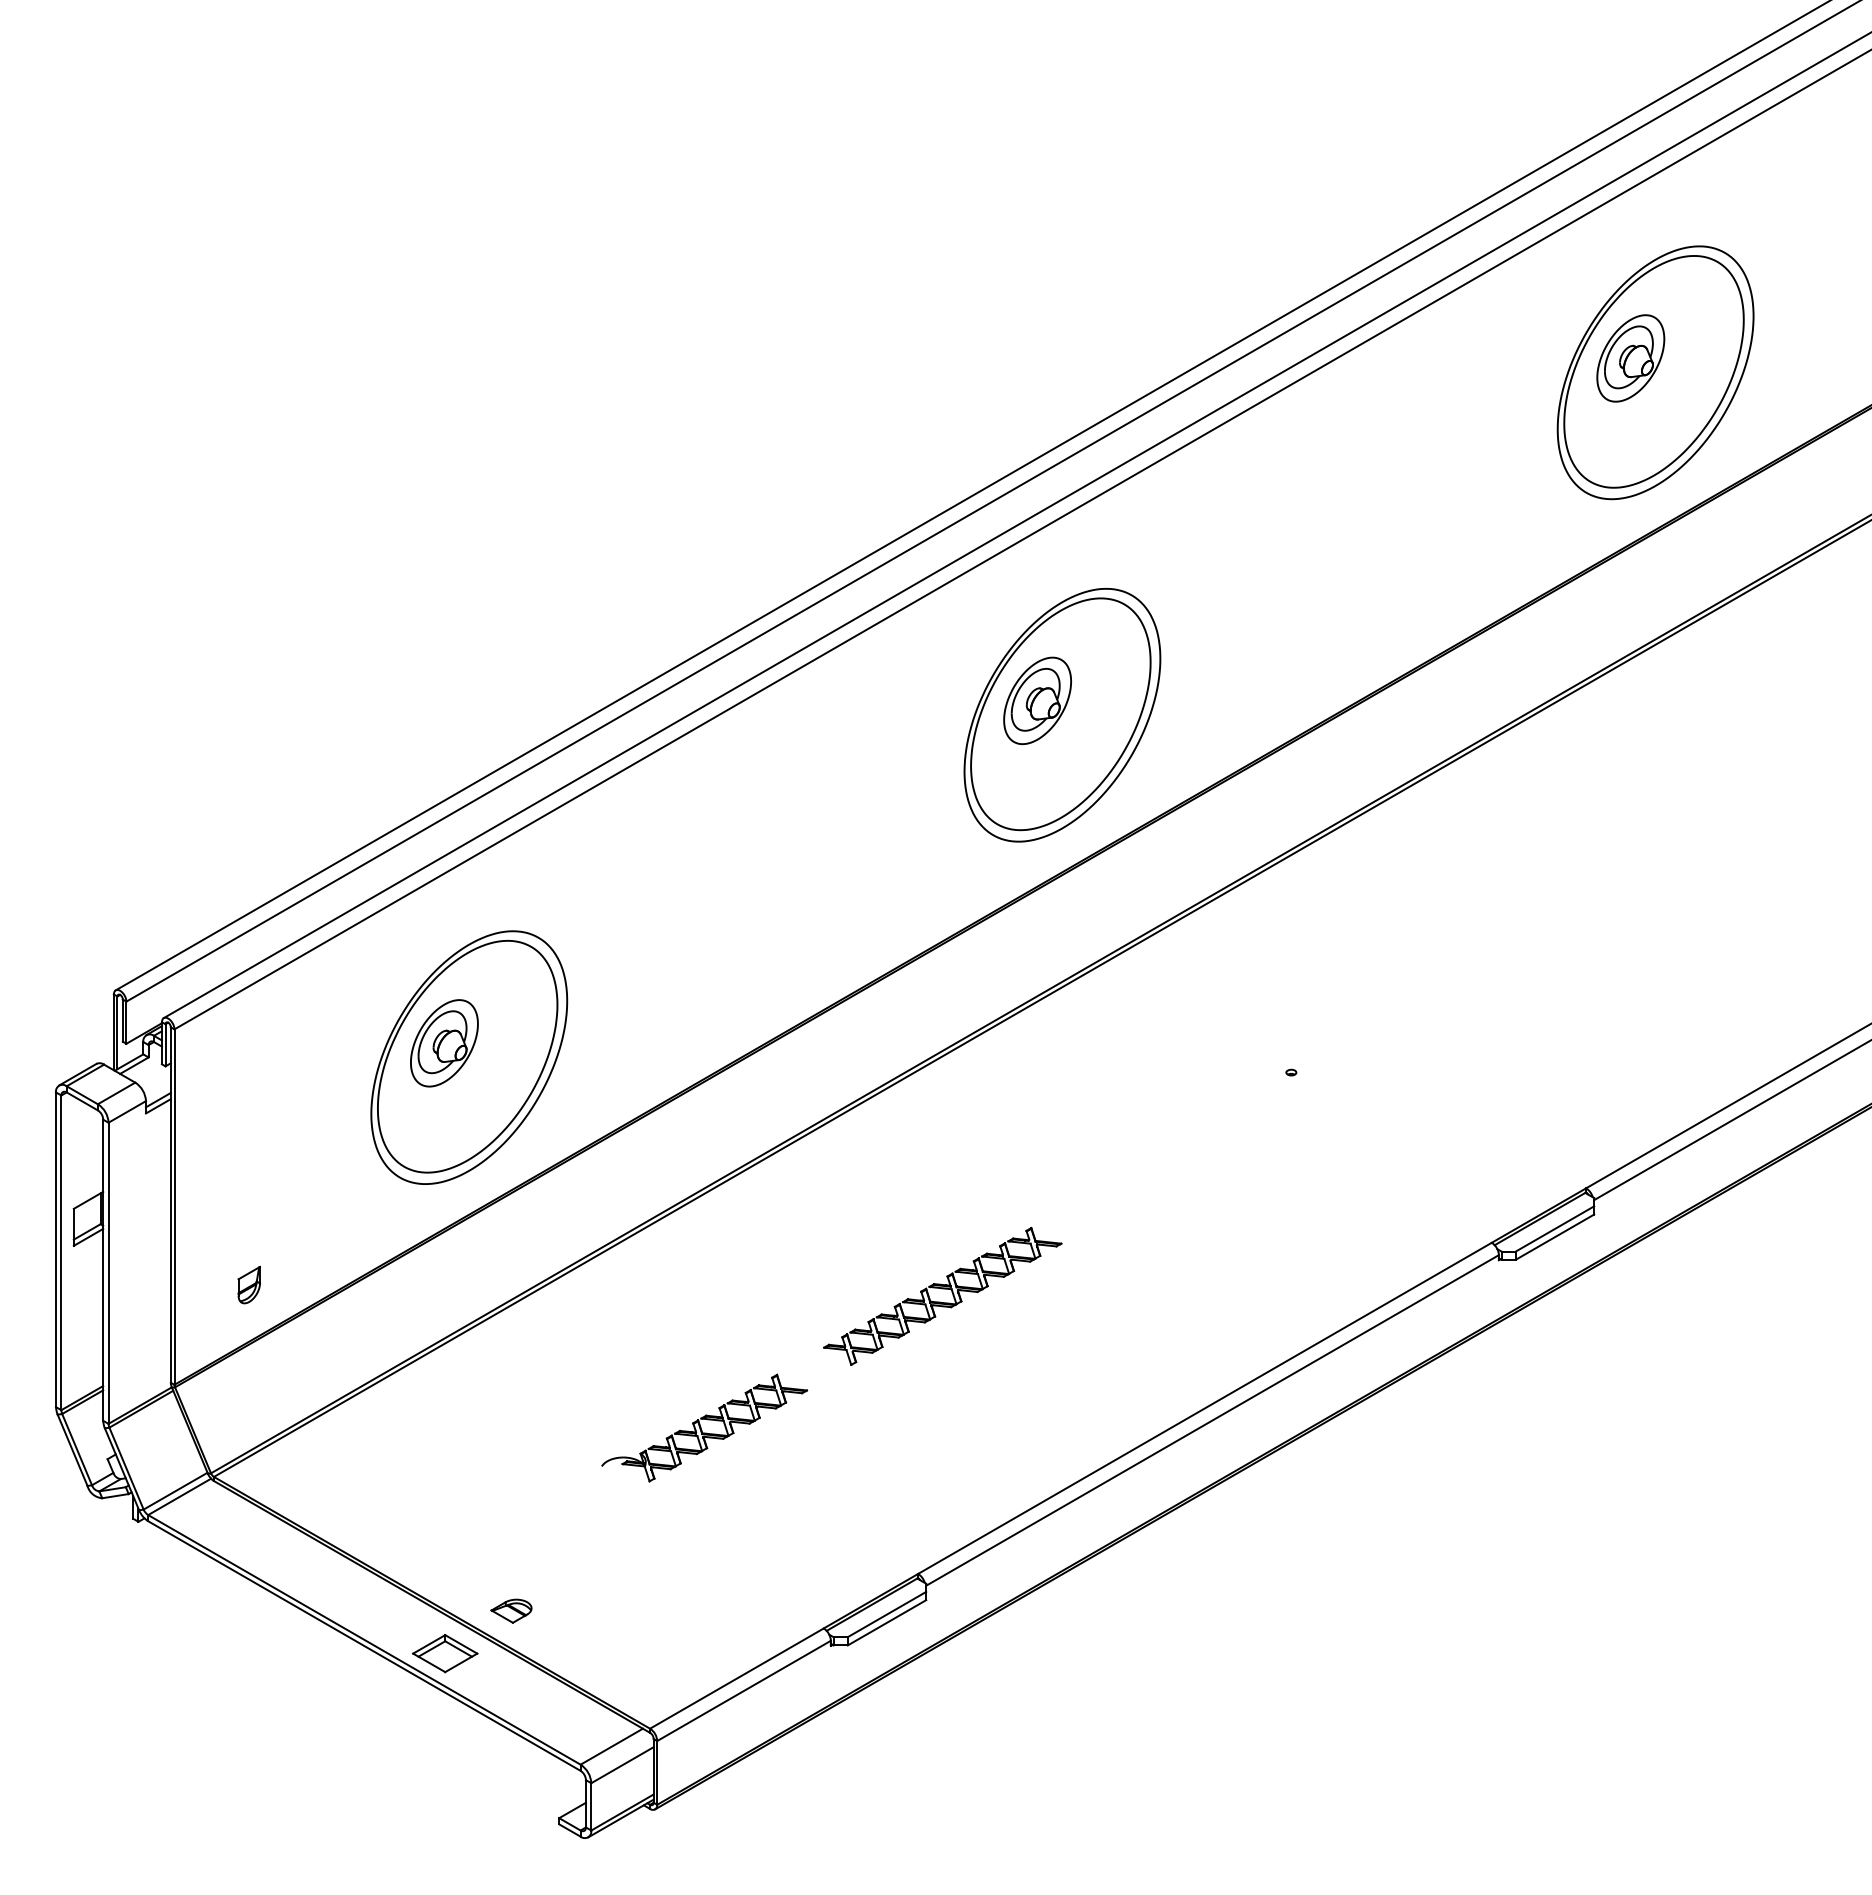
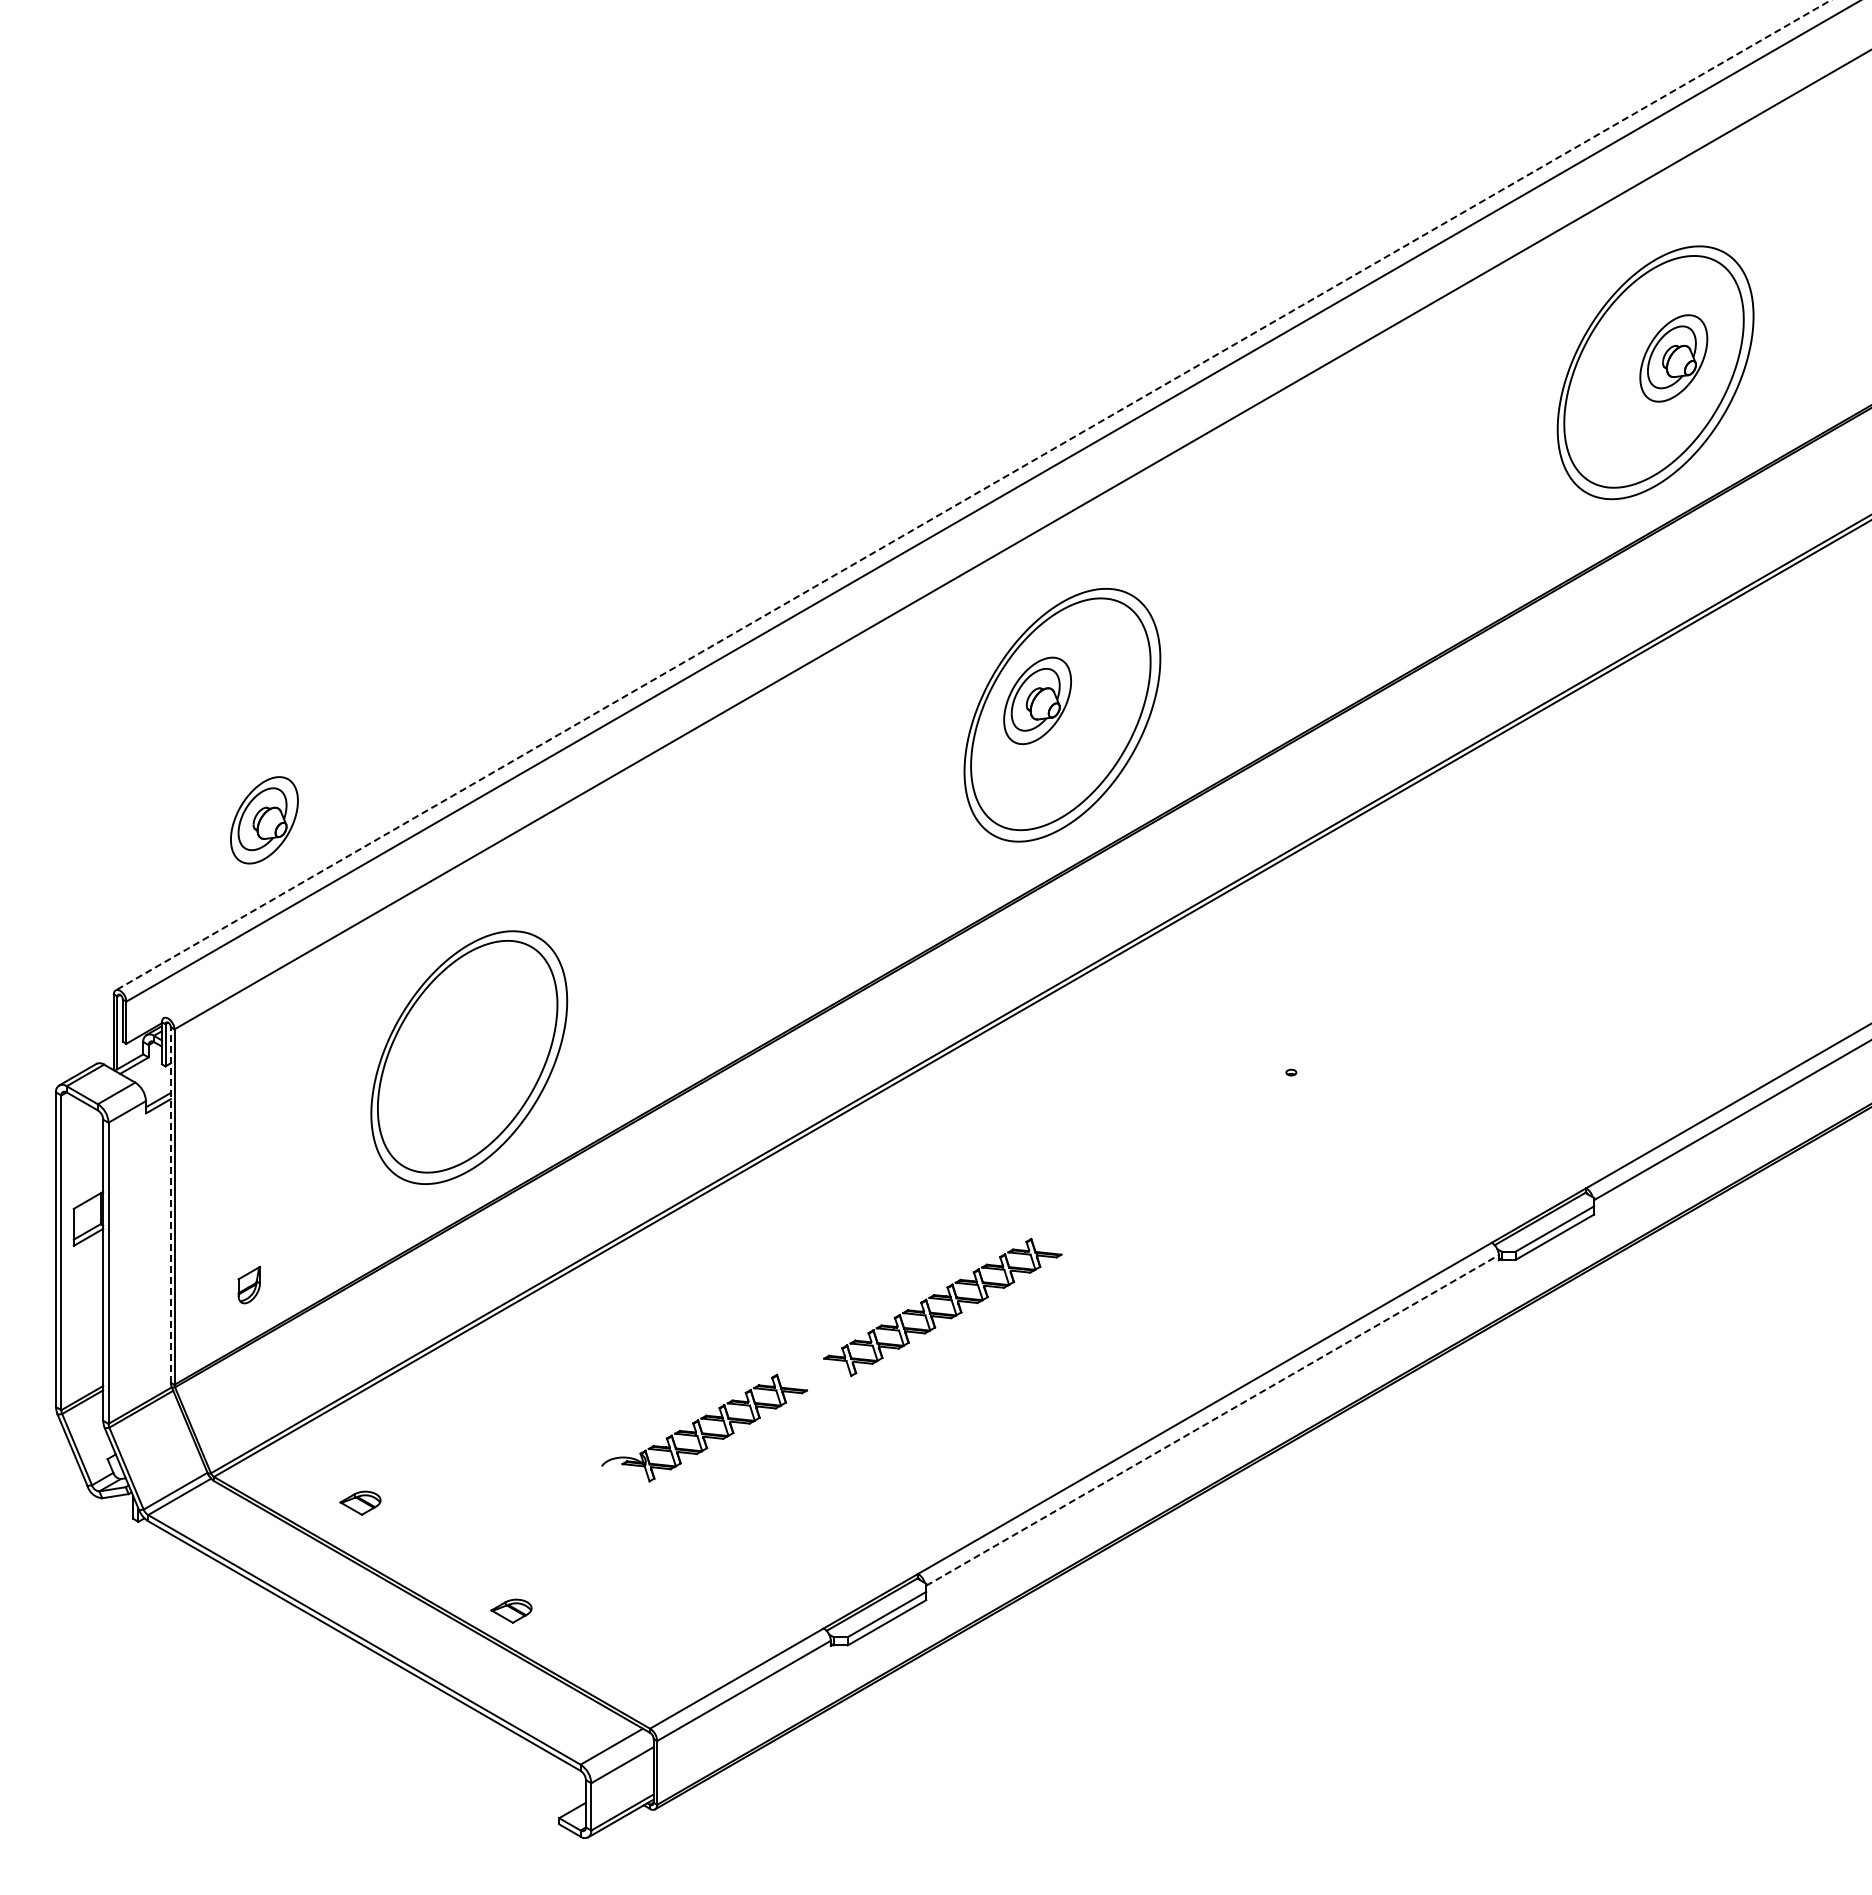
part position: (1630, 358) -> (1673, 358) (1673, 358)
line: solid -> dashed (973, 495)
line: present -> none (1015, 526)
part position: (444, 1043) -> (264, 820) (264, 820)
line: solid -> dashed (170, 1205)
part position: (942, 1295) -> (942, 1306) (942, 1306)
line: solid -> dashed (1212, 1420)
part: none -> present (360, 1502)
part: present -> none (445, 1653)
